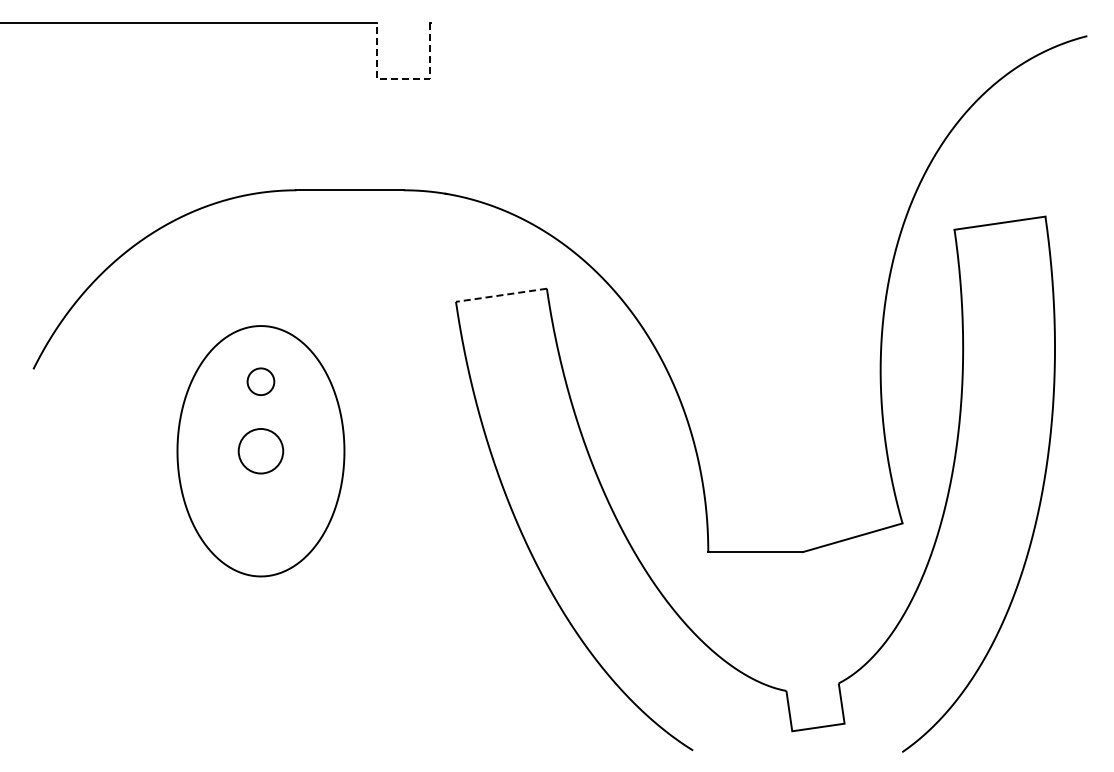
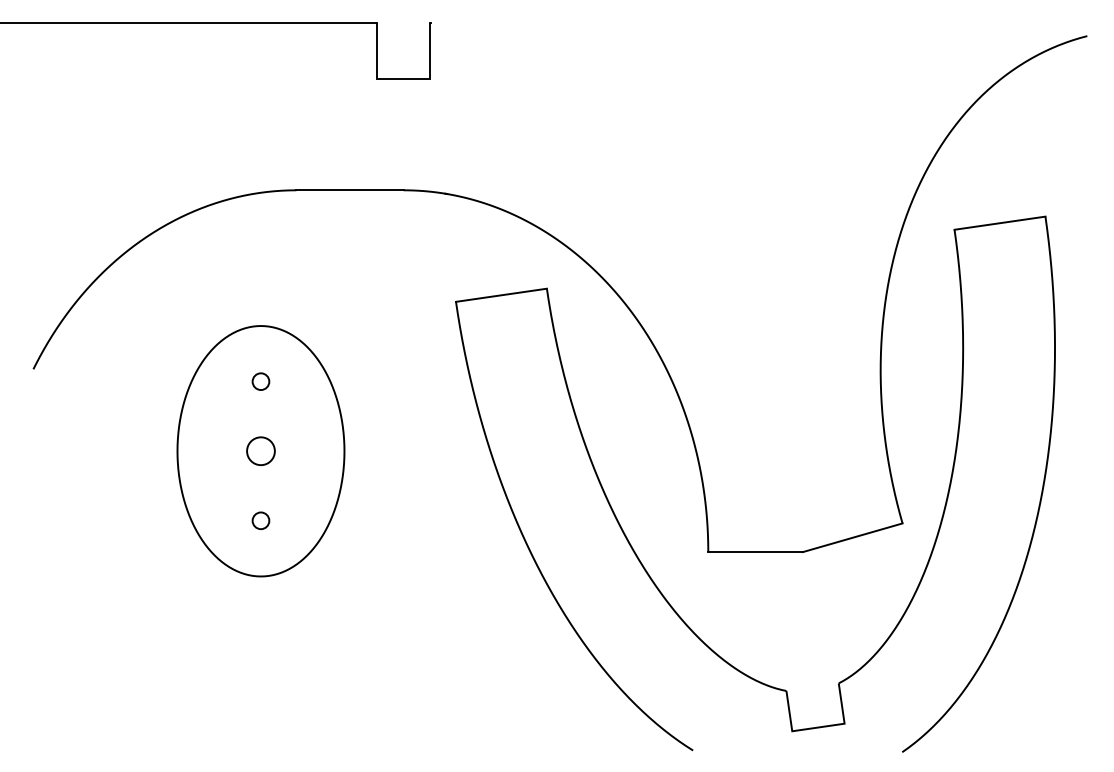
line: dashed -> solid (403, 78)
line: dashed -> solid (501, 295)
circle size: 30x29 px -> 20x19 px (260, 381)
circle diameter: 45 px -> 28 px (260, 451)
circle: none -> present (260, 520)
